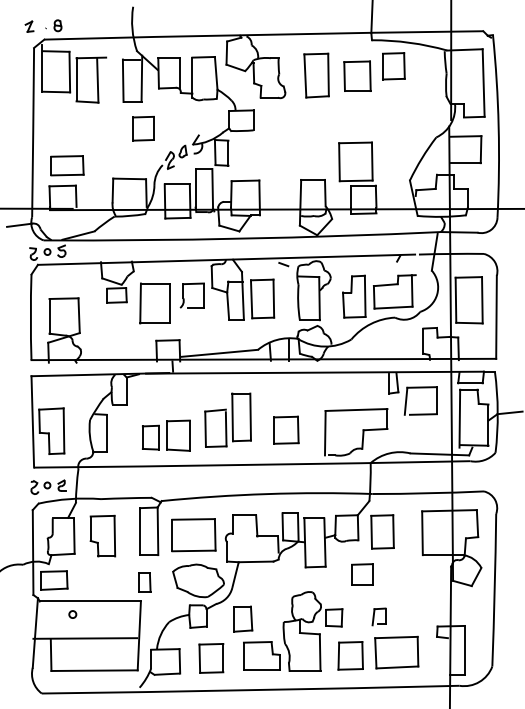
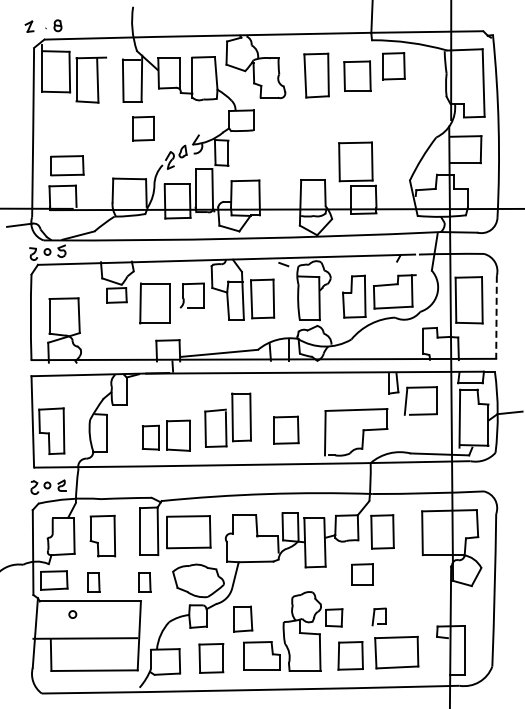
line: solid -> dashed (496, 317)
part position: (193, 535) -> (188, 532) (188, 532)
part: none -> present (93, 582)
